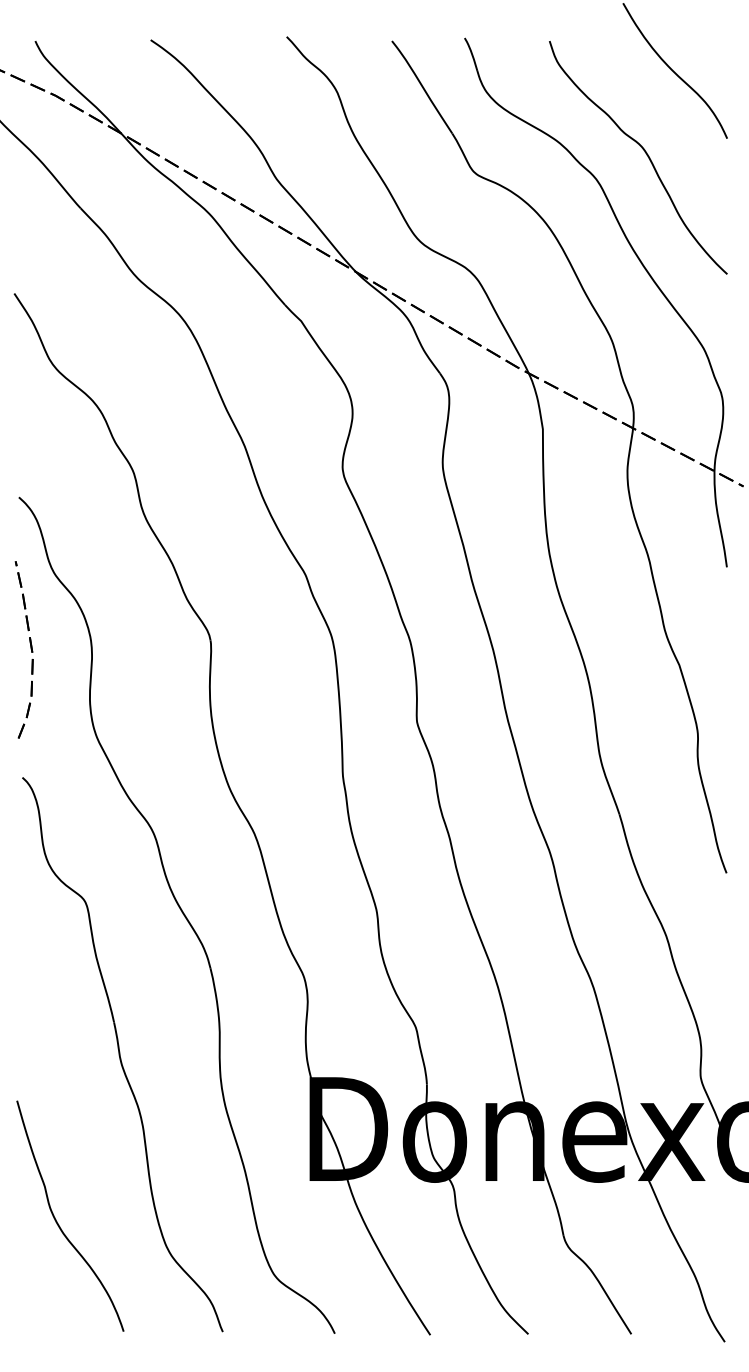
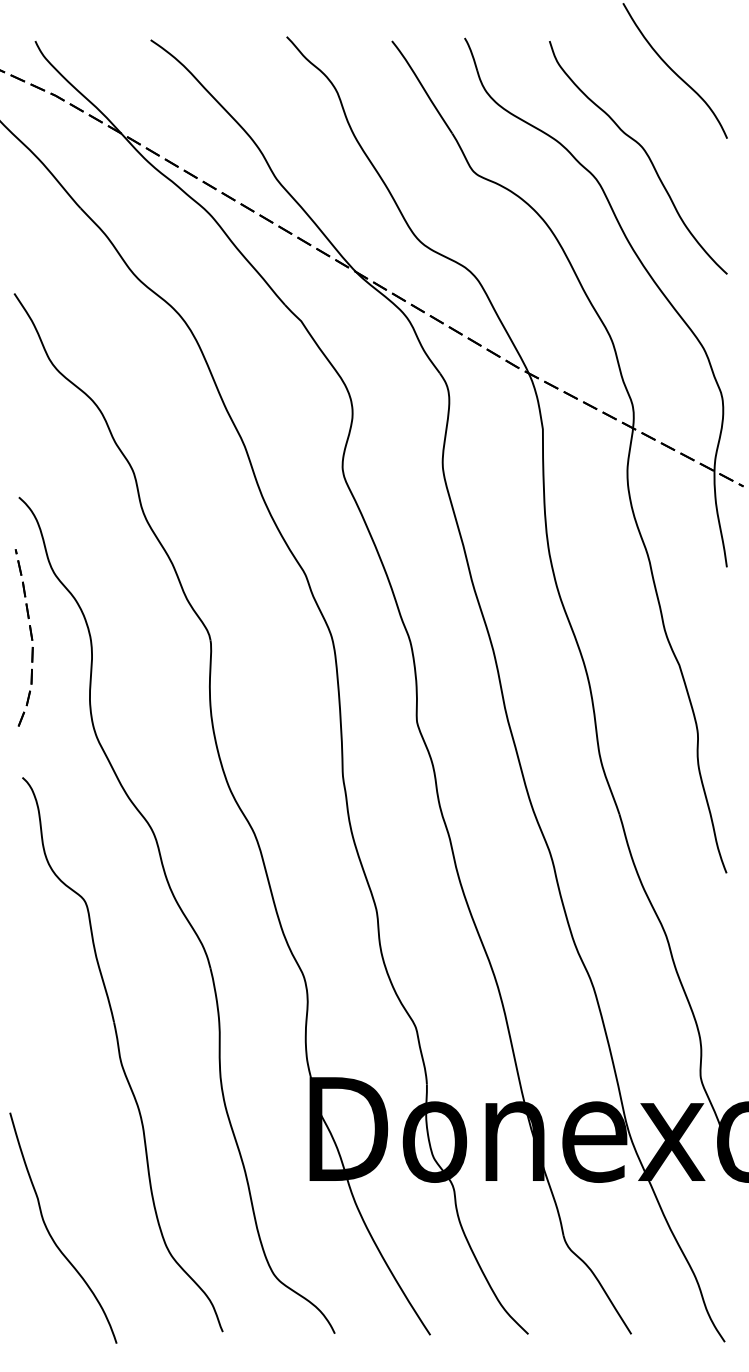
part position: (30, 649) -> (30, 637) (30, 637)
curve position: (57, 1221) -> (50, 1233) (50, 1233)
